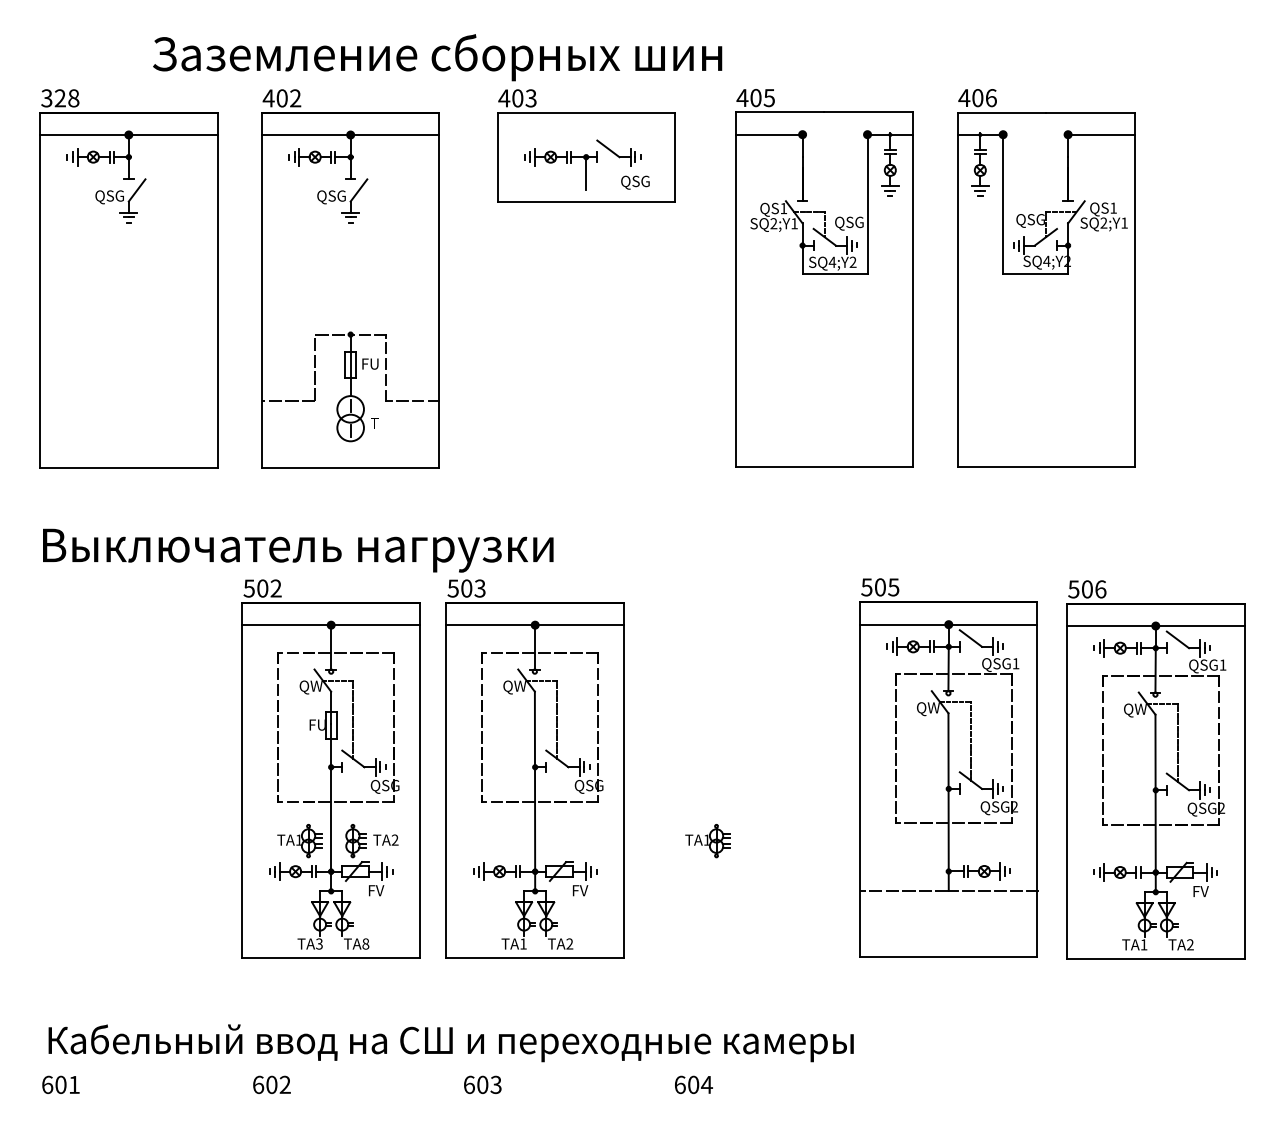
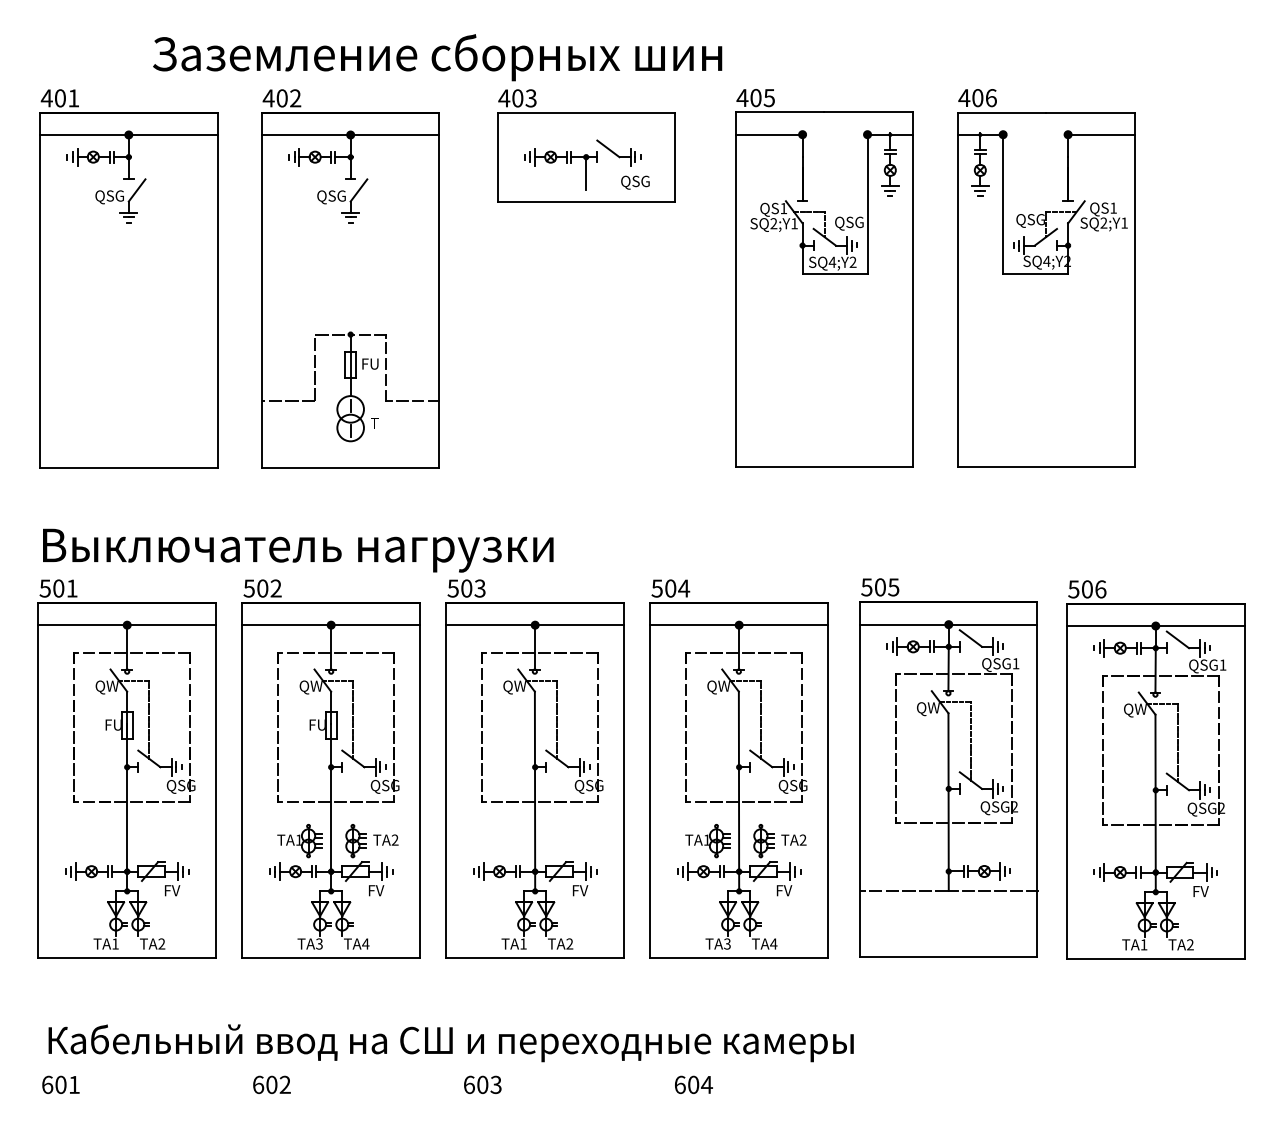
text: 328 -> 401 (59, 98)
part: none -> present (126, 768)
part: none -> present (738, 768)
text: TA8 -> TA4 (365, 943)
